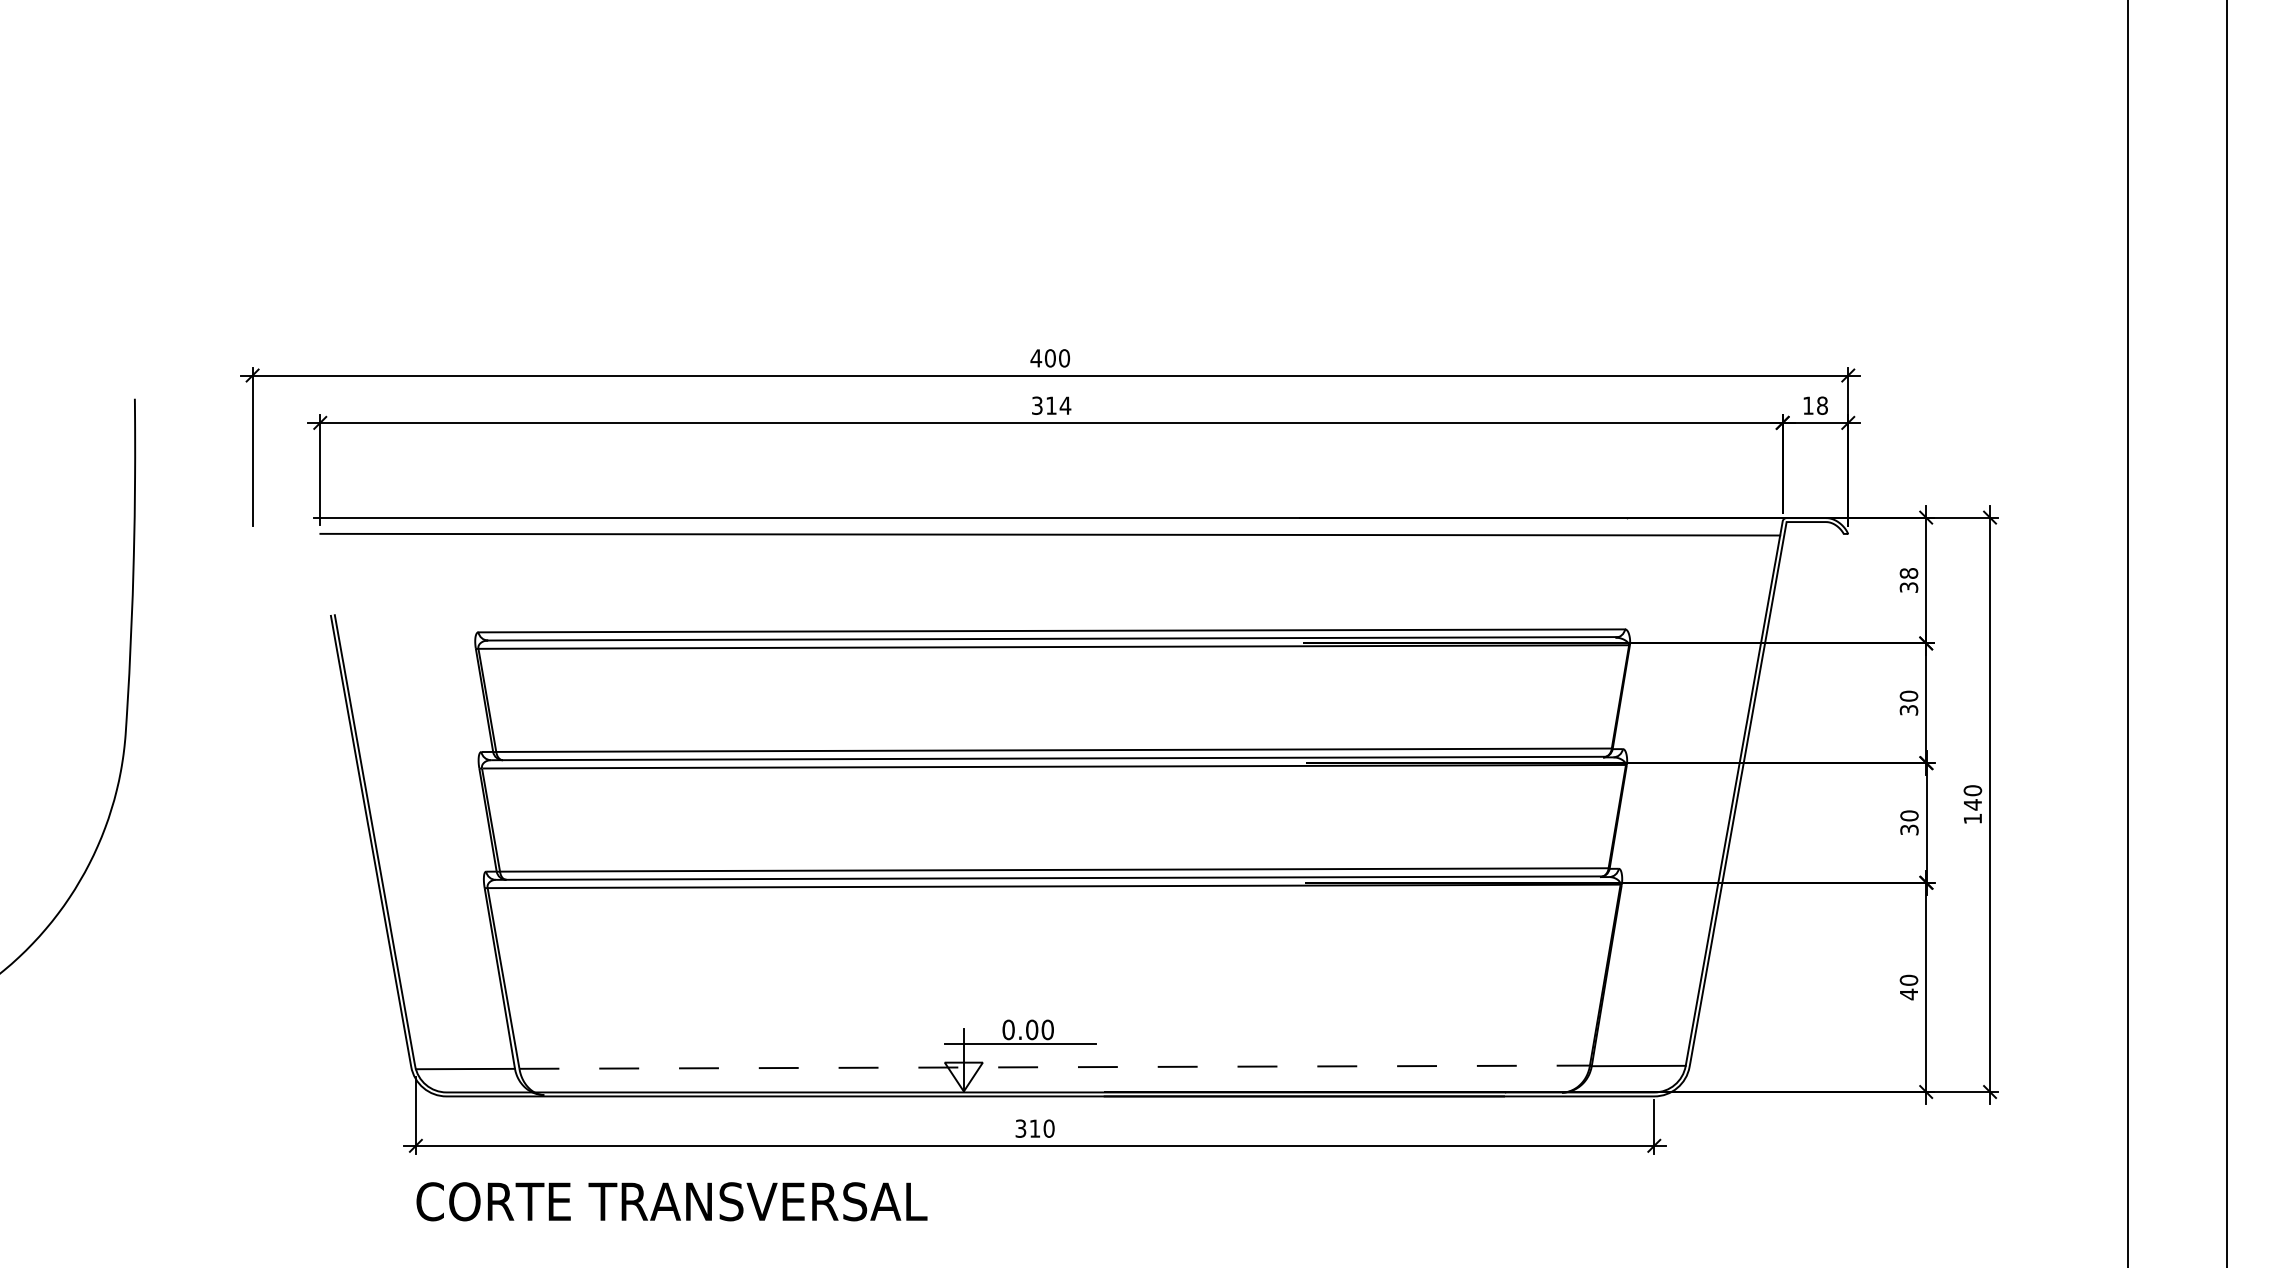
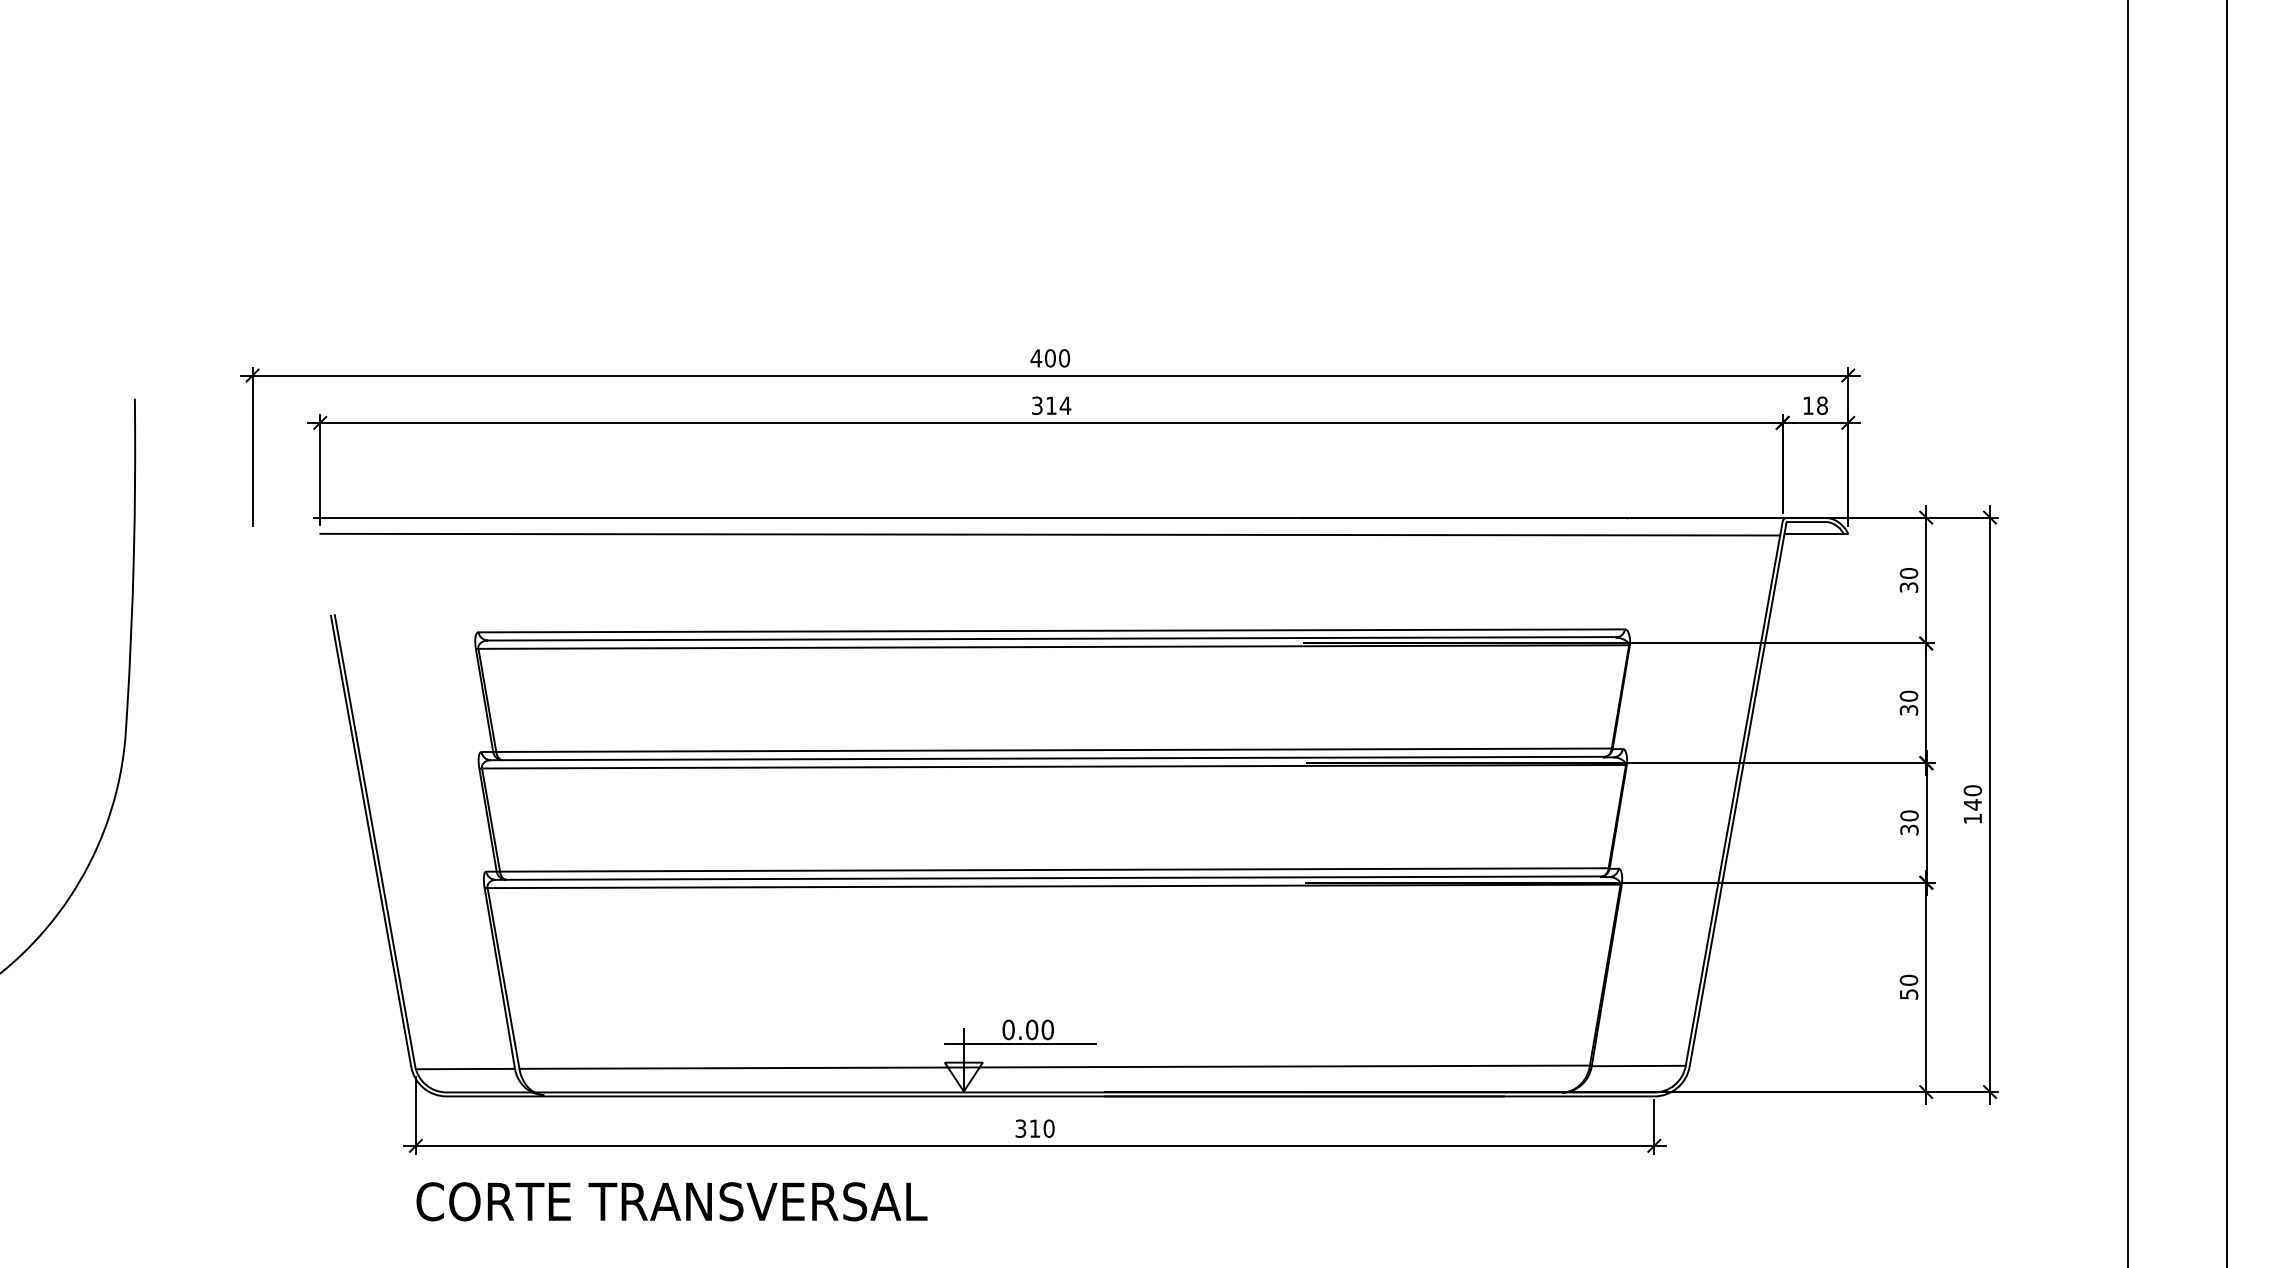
line: none -> present (1813, 533)
text: 38 -> 30 (1908, 573)
text: 40 -> 50 (1909, 994)
line: dashed -> solid (1055, 1067)
